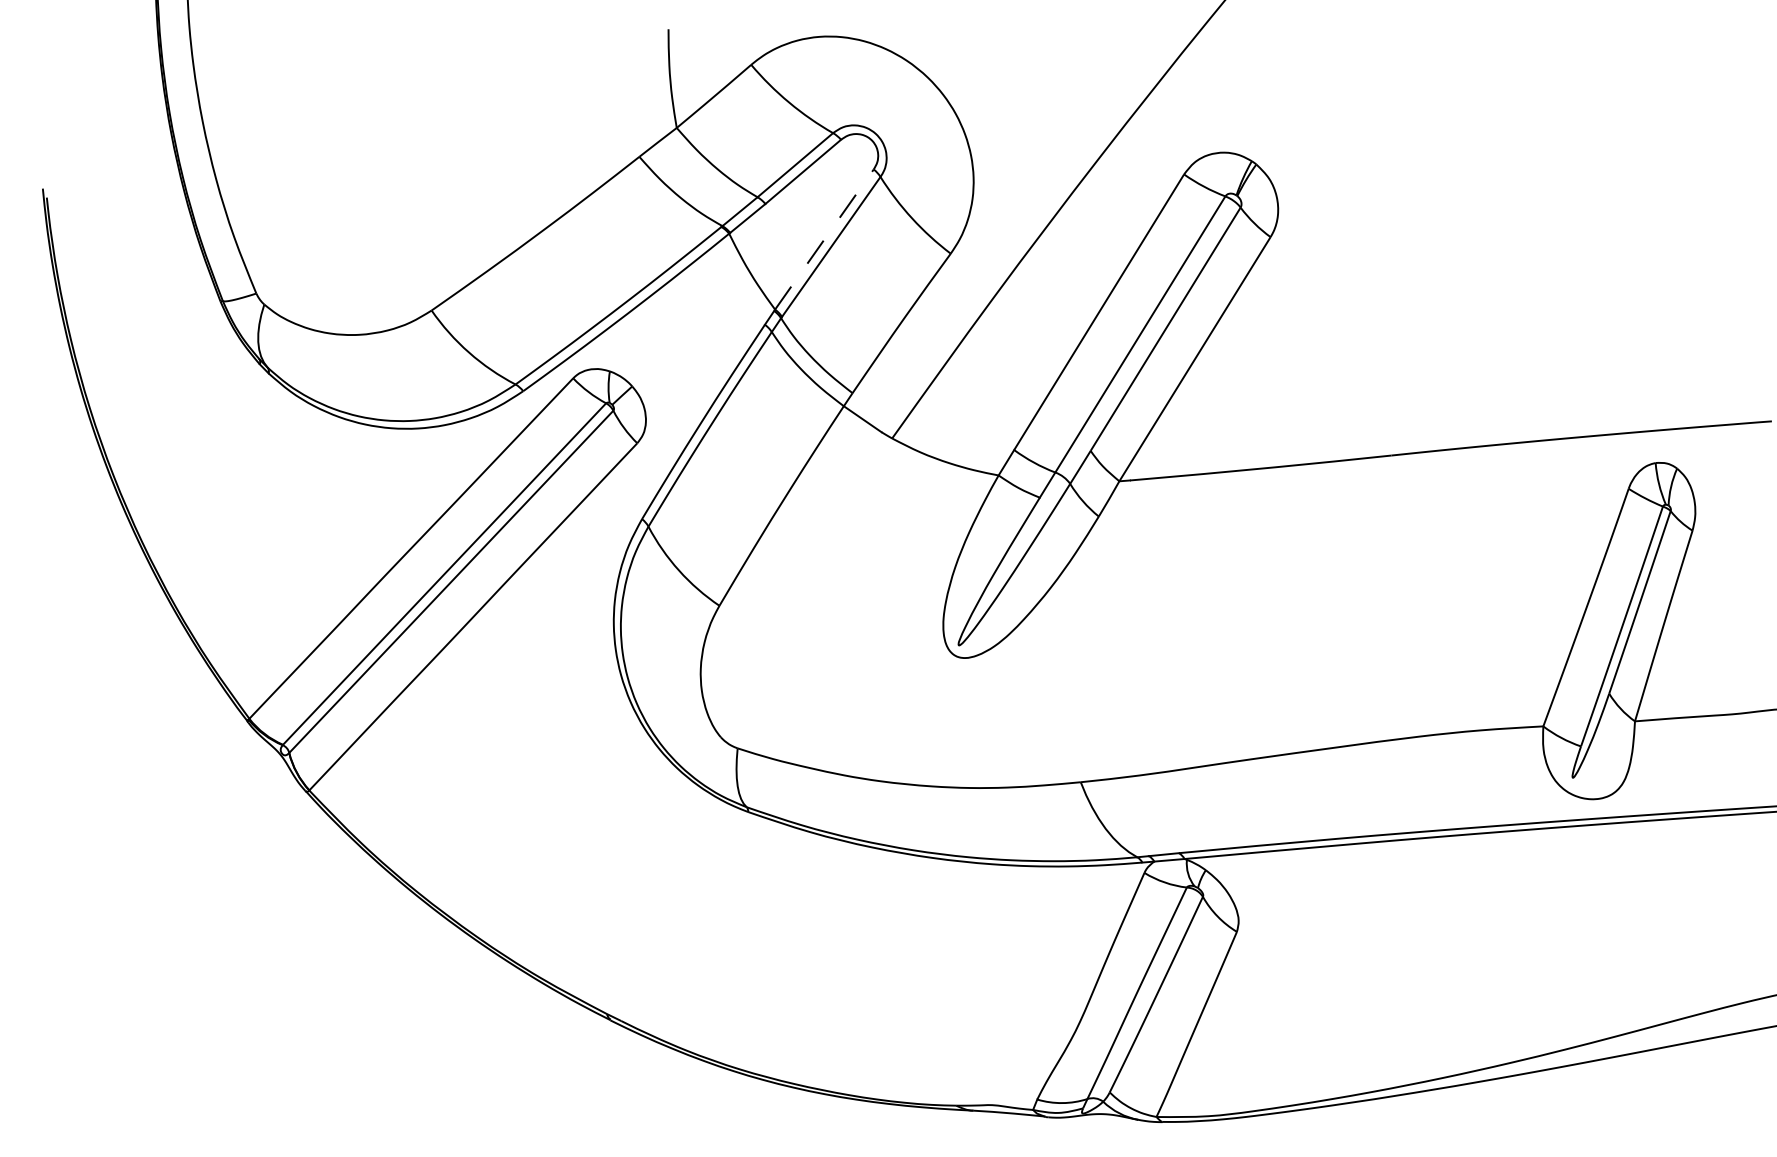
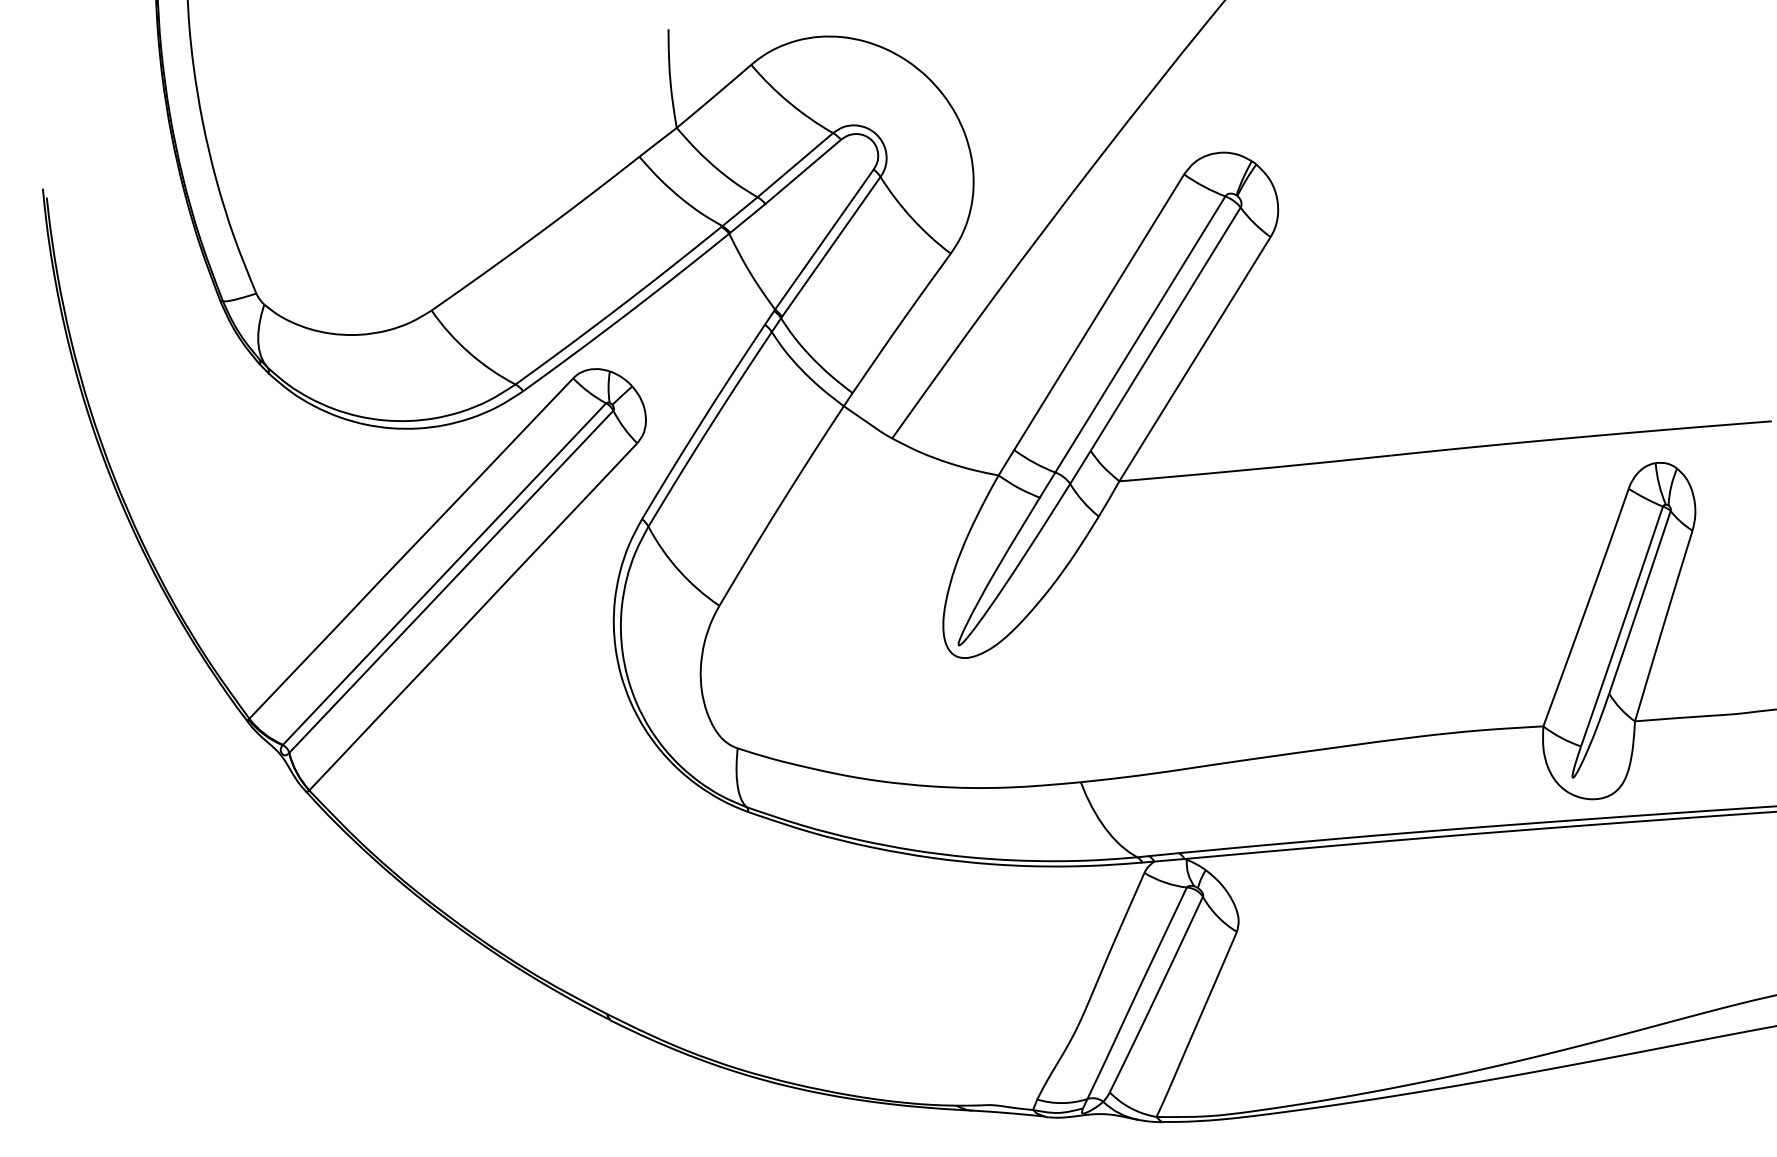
line: dashed -> solid (824, 239)
